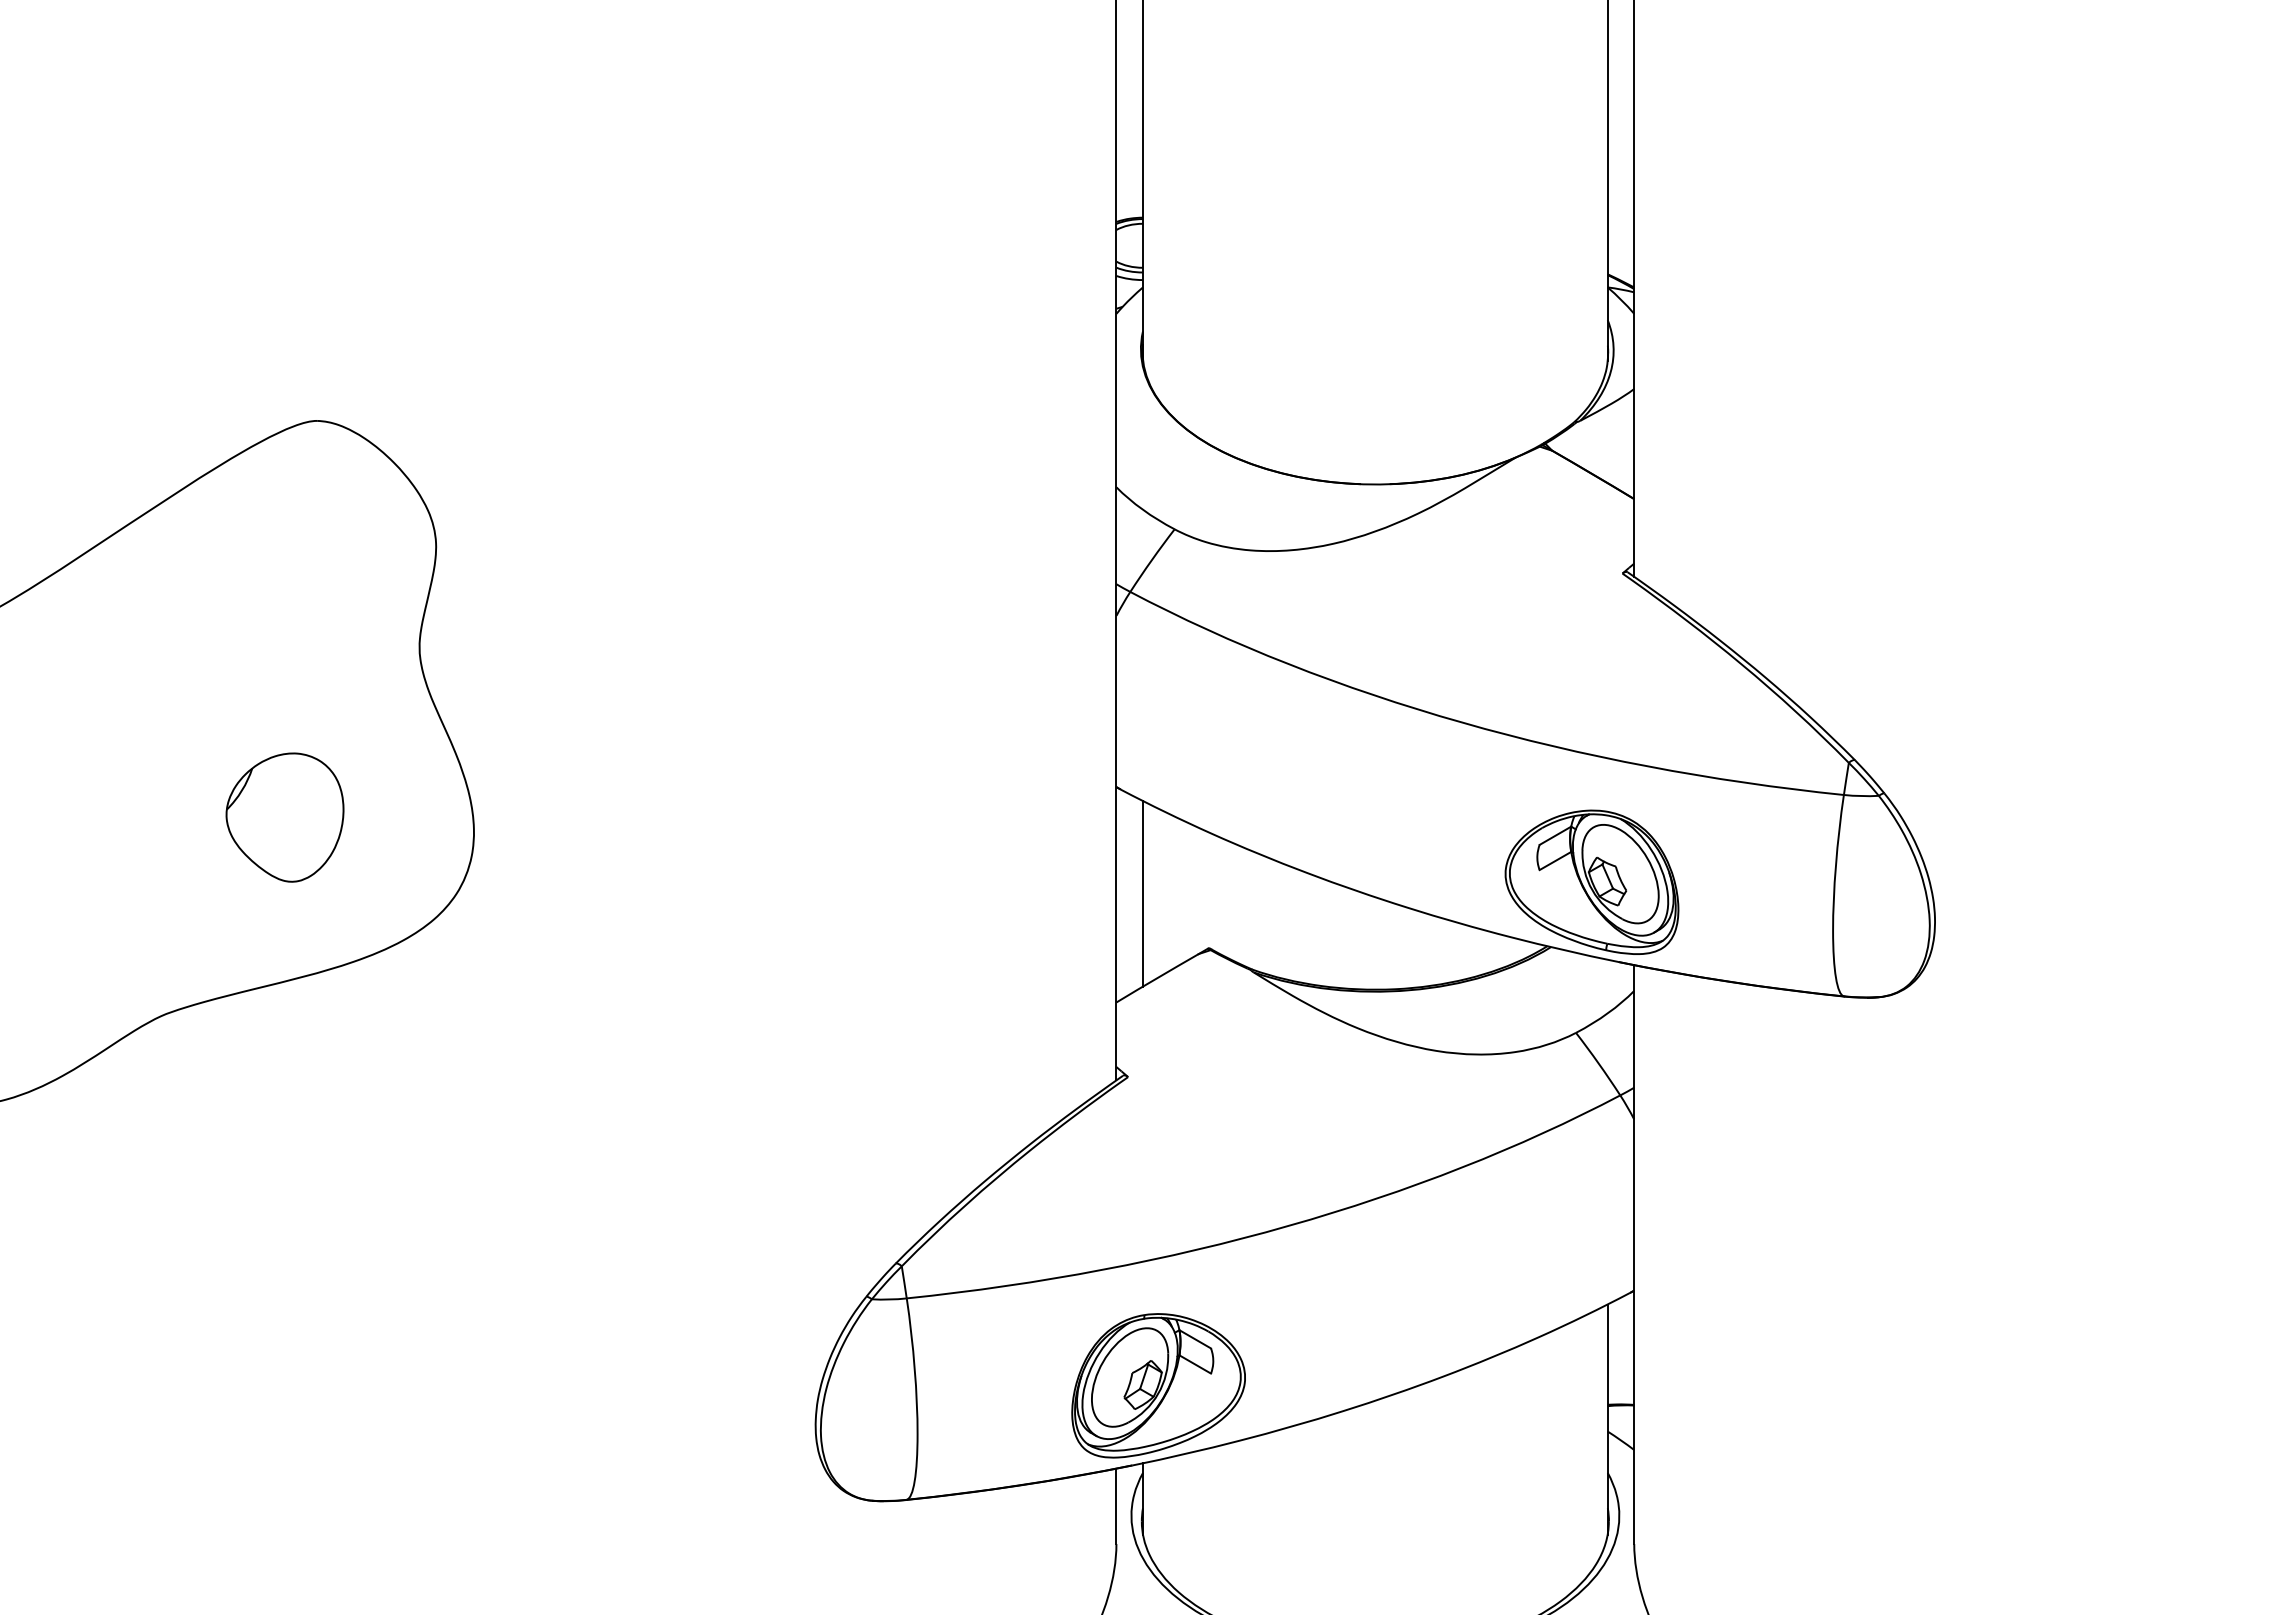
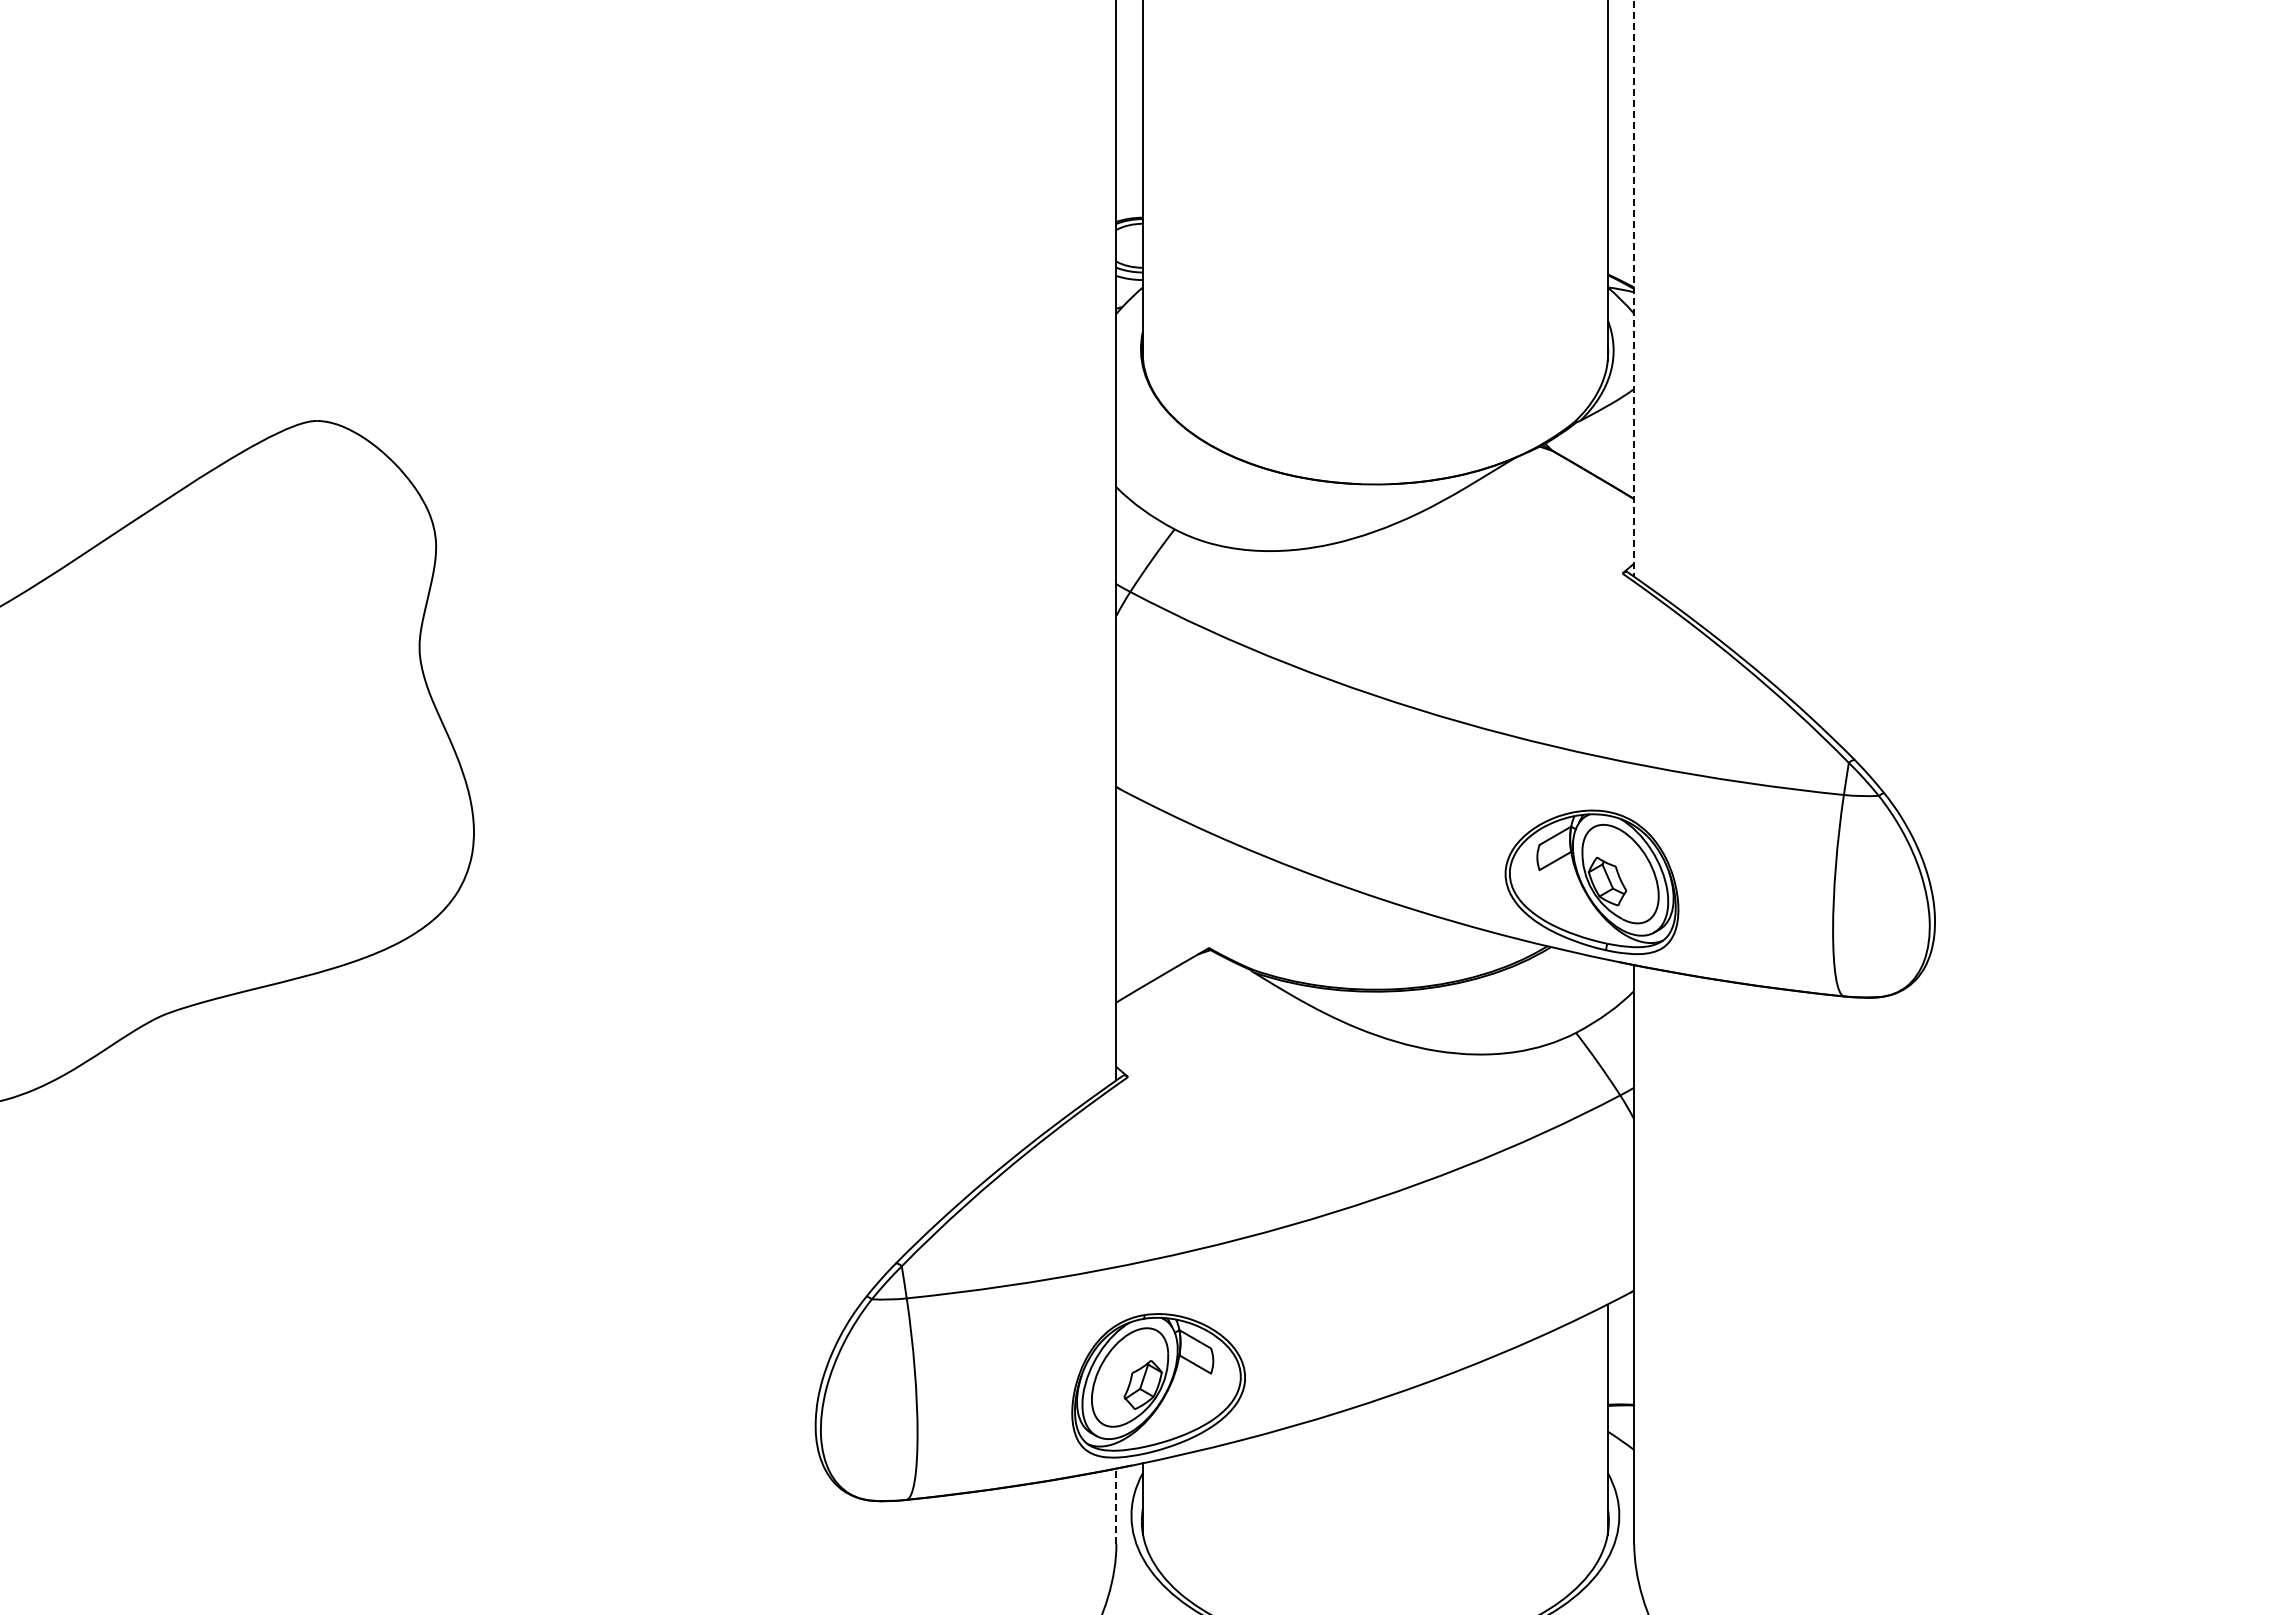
line: solid -> dashed (1634, 288)
part: present -> none (284, 817)
line: present -> none (1142, 893)
line: solid -> dashed (1116, 1506)
